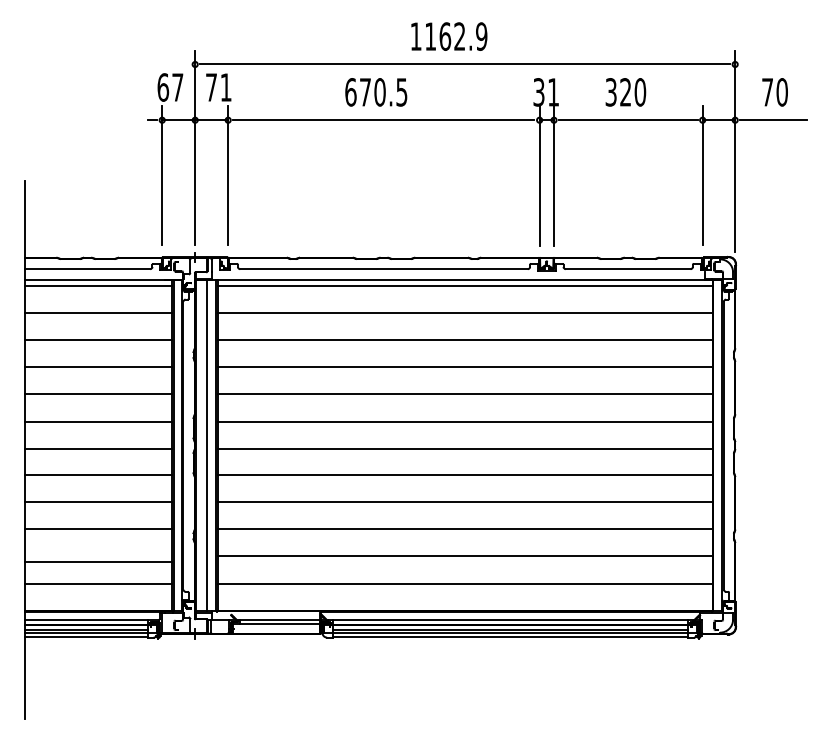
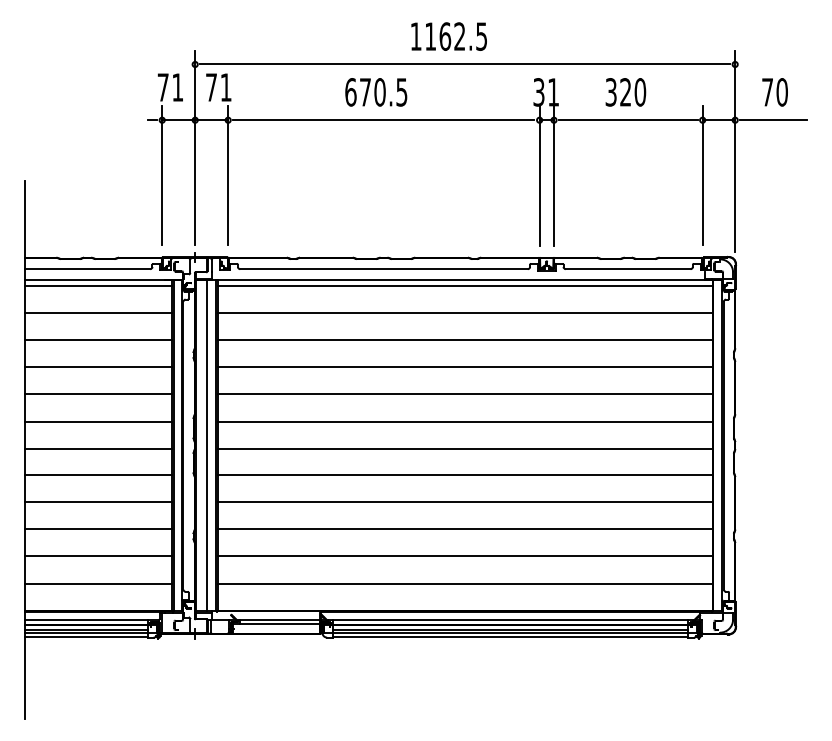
text: 1162.9 -> 1162.5 (481, 36)
text: 67 -> 71 (170, 87)
line position: (98, 562) -> (98, 556) (98, 556)
